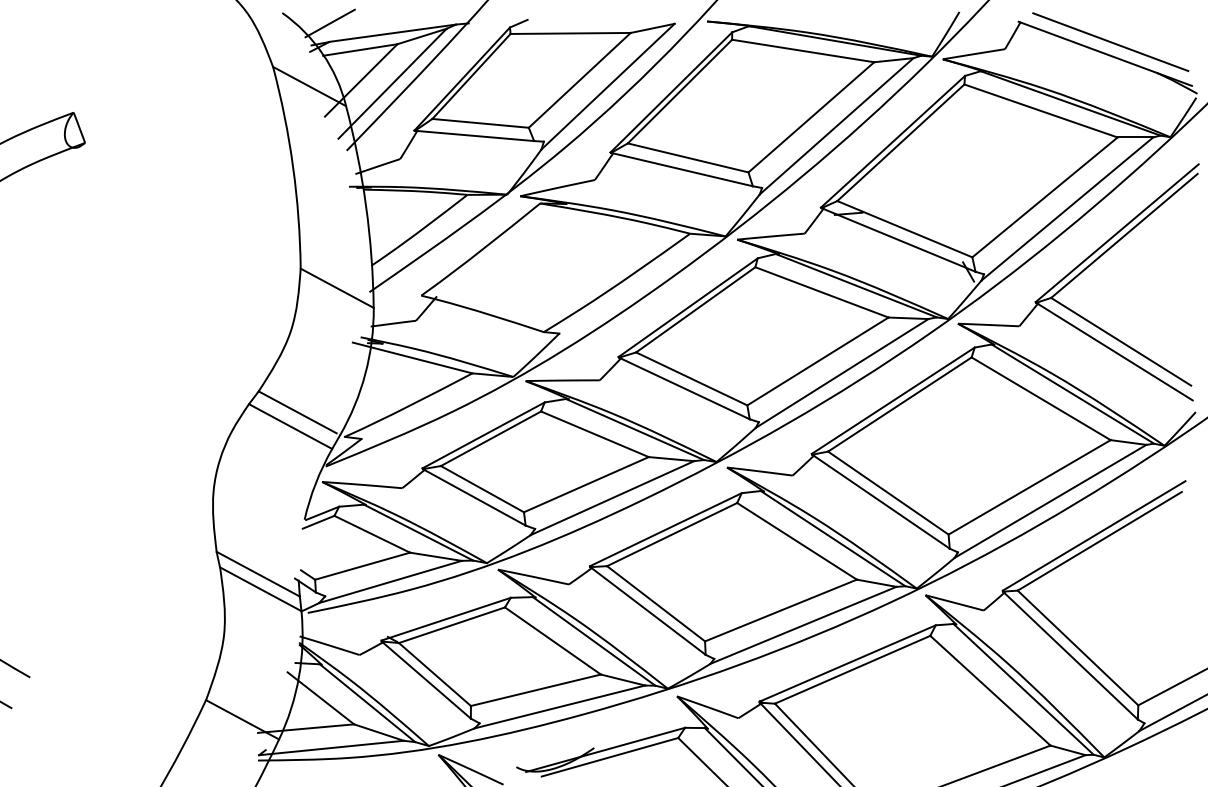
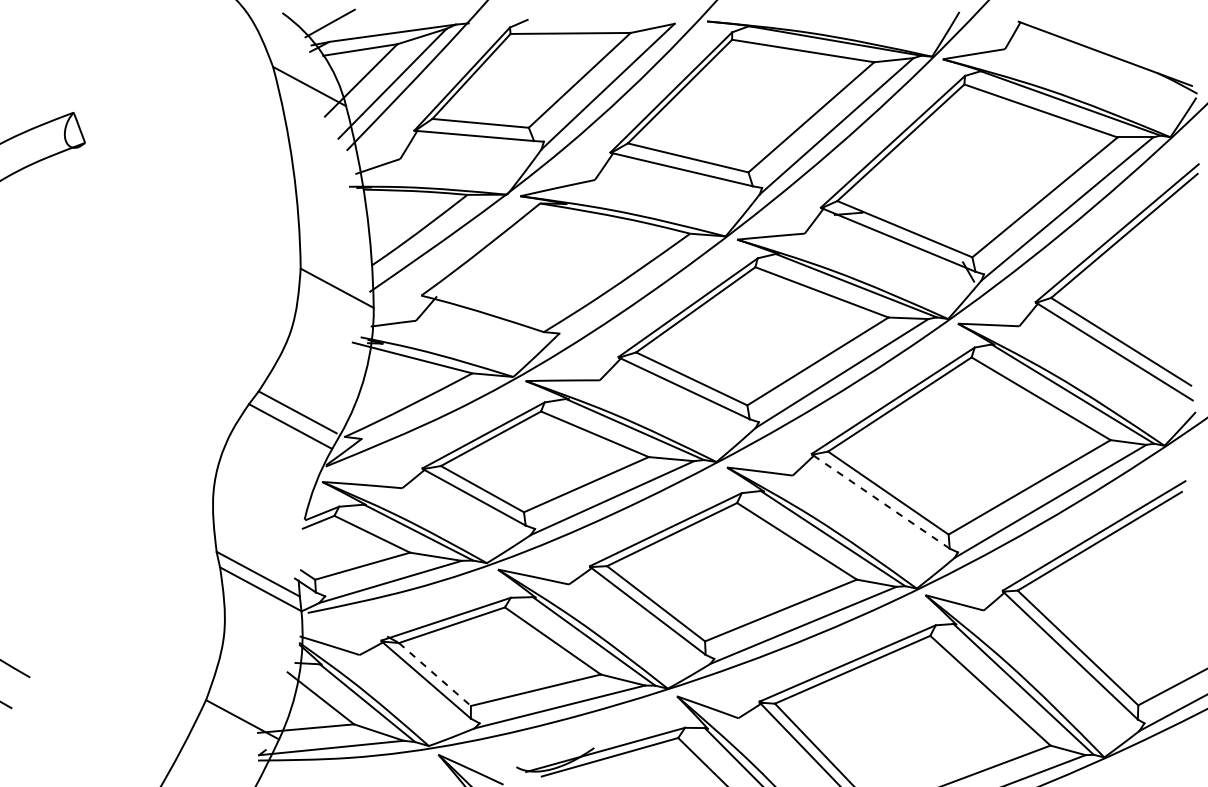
line: present -> none (1110, 42)
line: solid -> dashed (880, 501)
line: solid -> dashed (434, 674)
